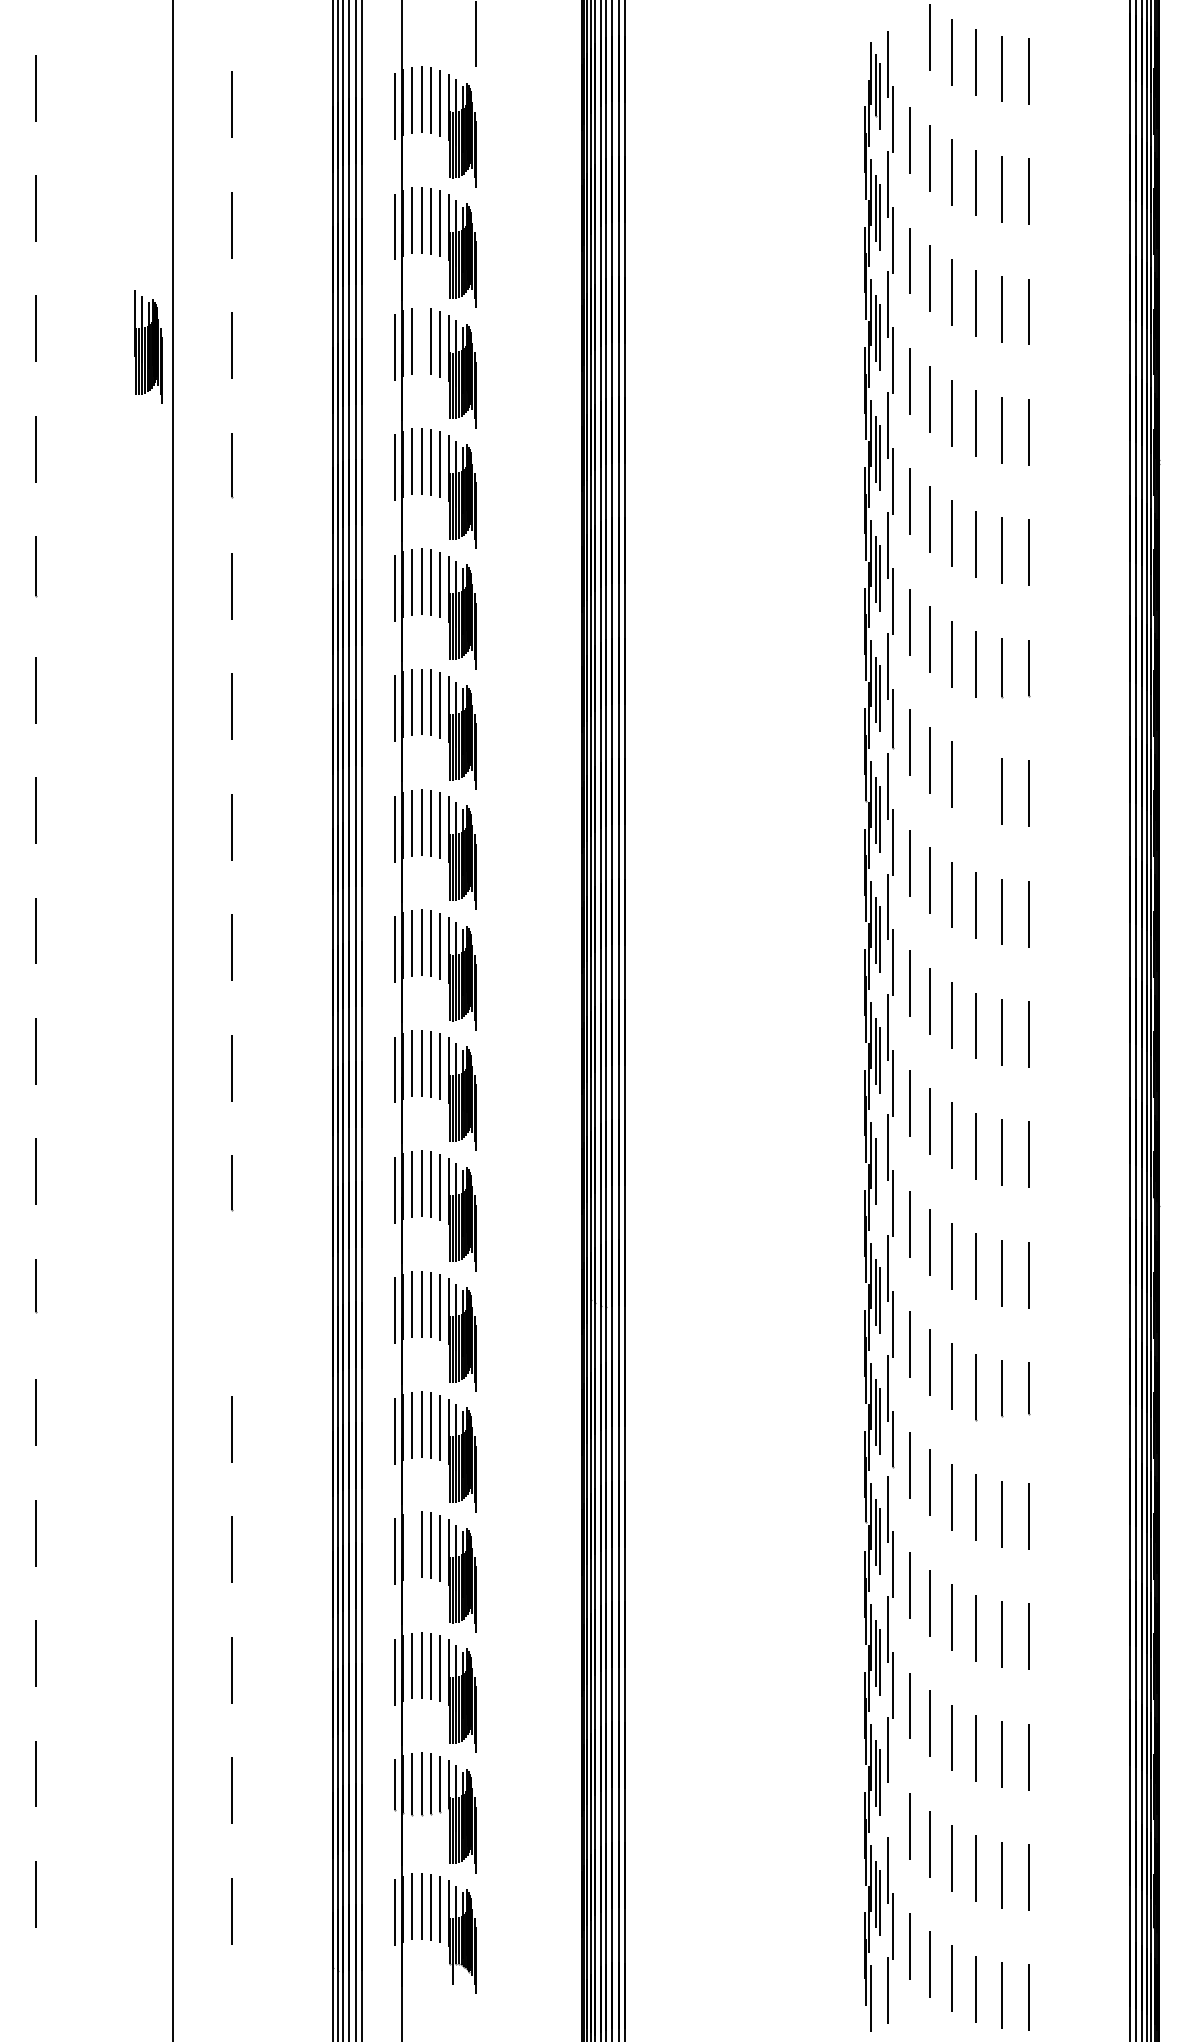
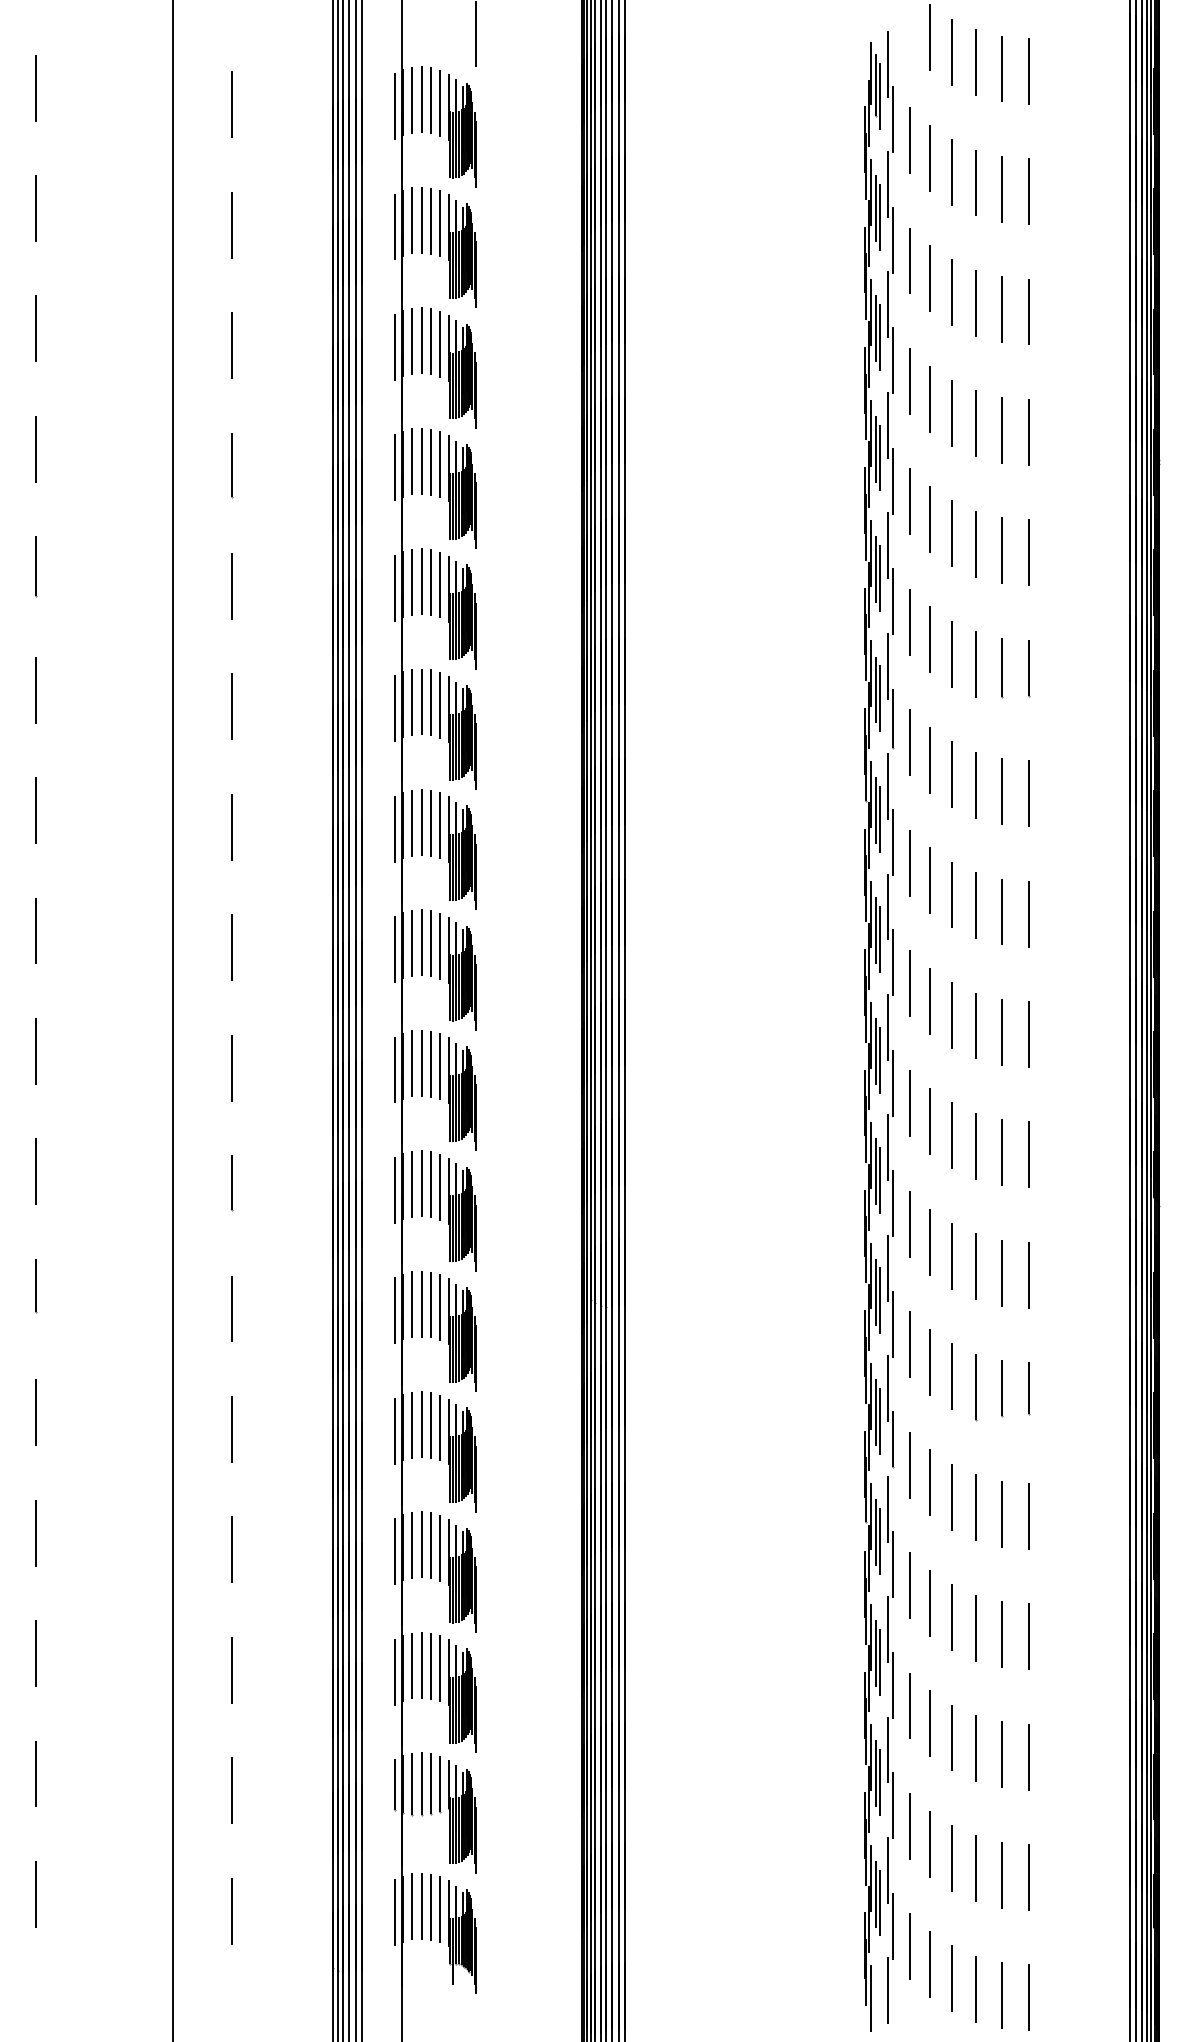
line: none -> present (421, 340)
part: present -> none (148, 346)
line: none -> present (975, 785)
line: none -> present (880, 1180)
line: none -> present (231, 1308)
line: none -> present (412, 1545)
line: none -> present (893, 1805)
